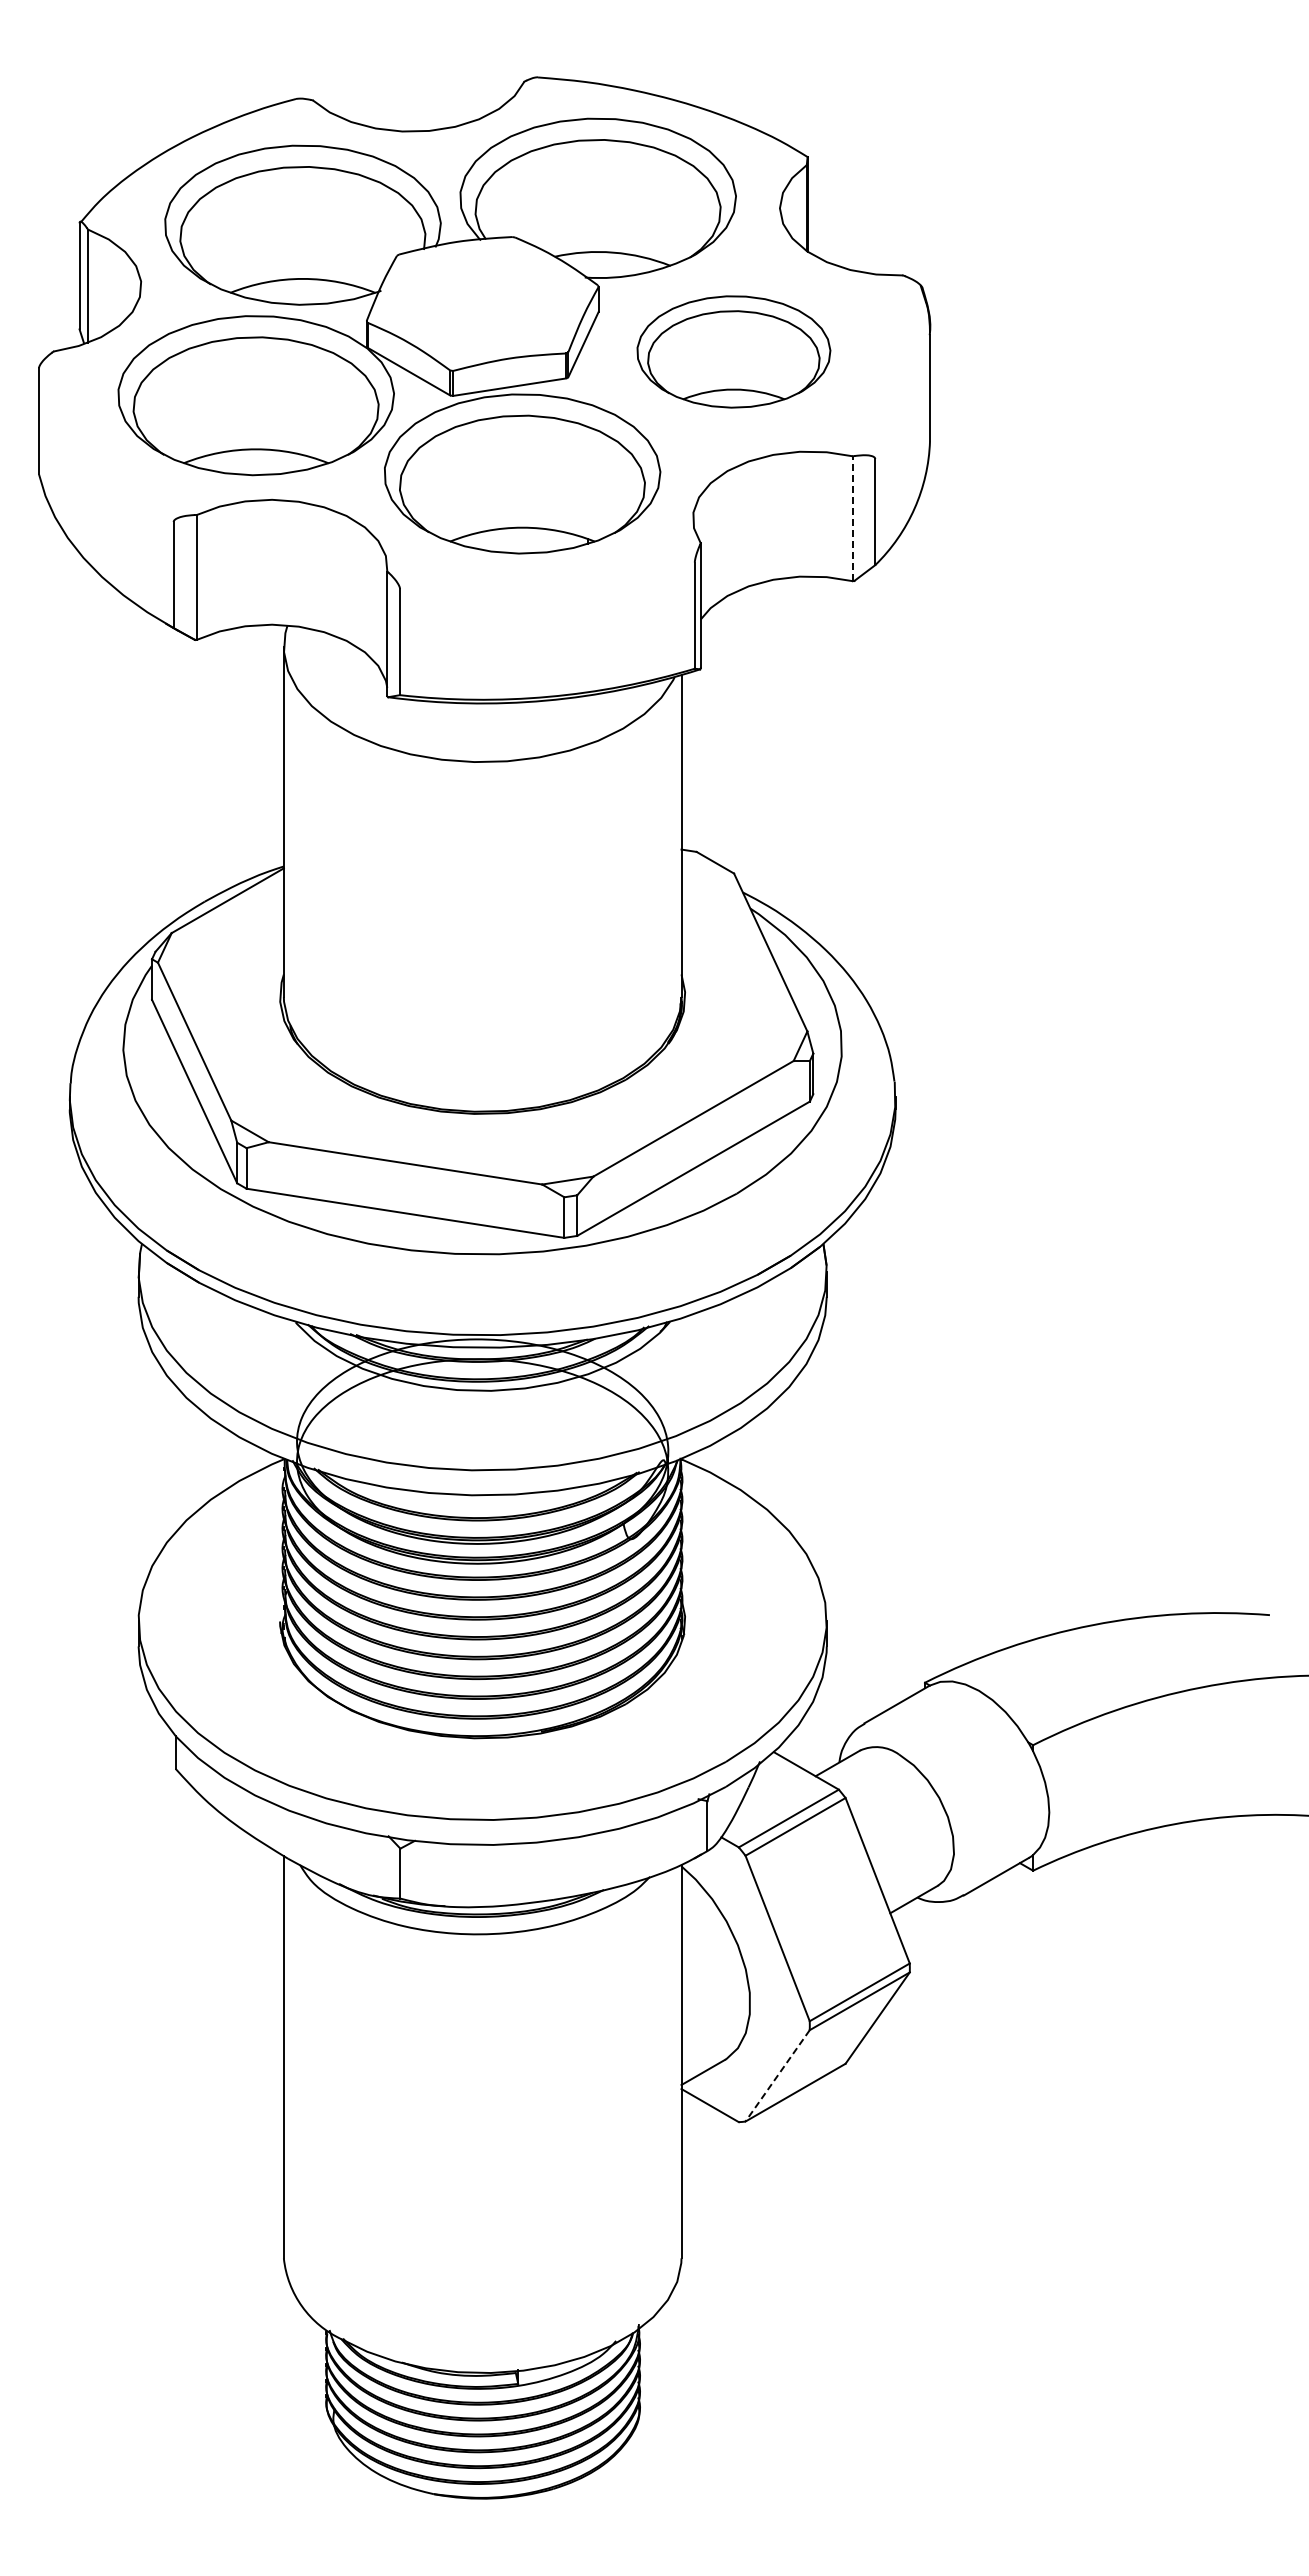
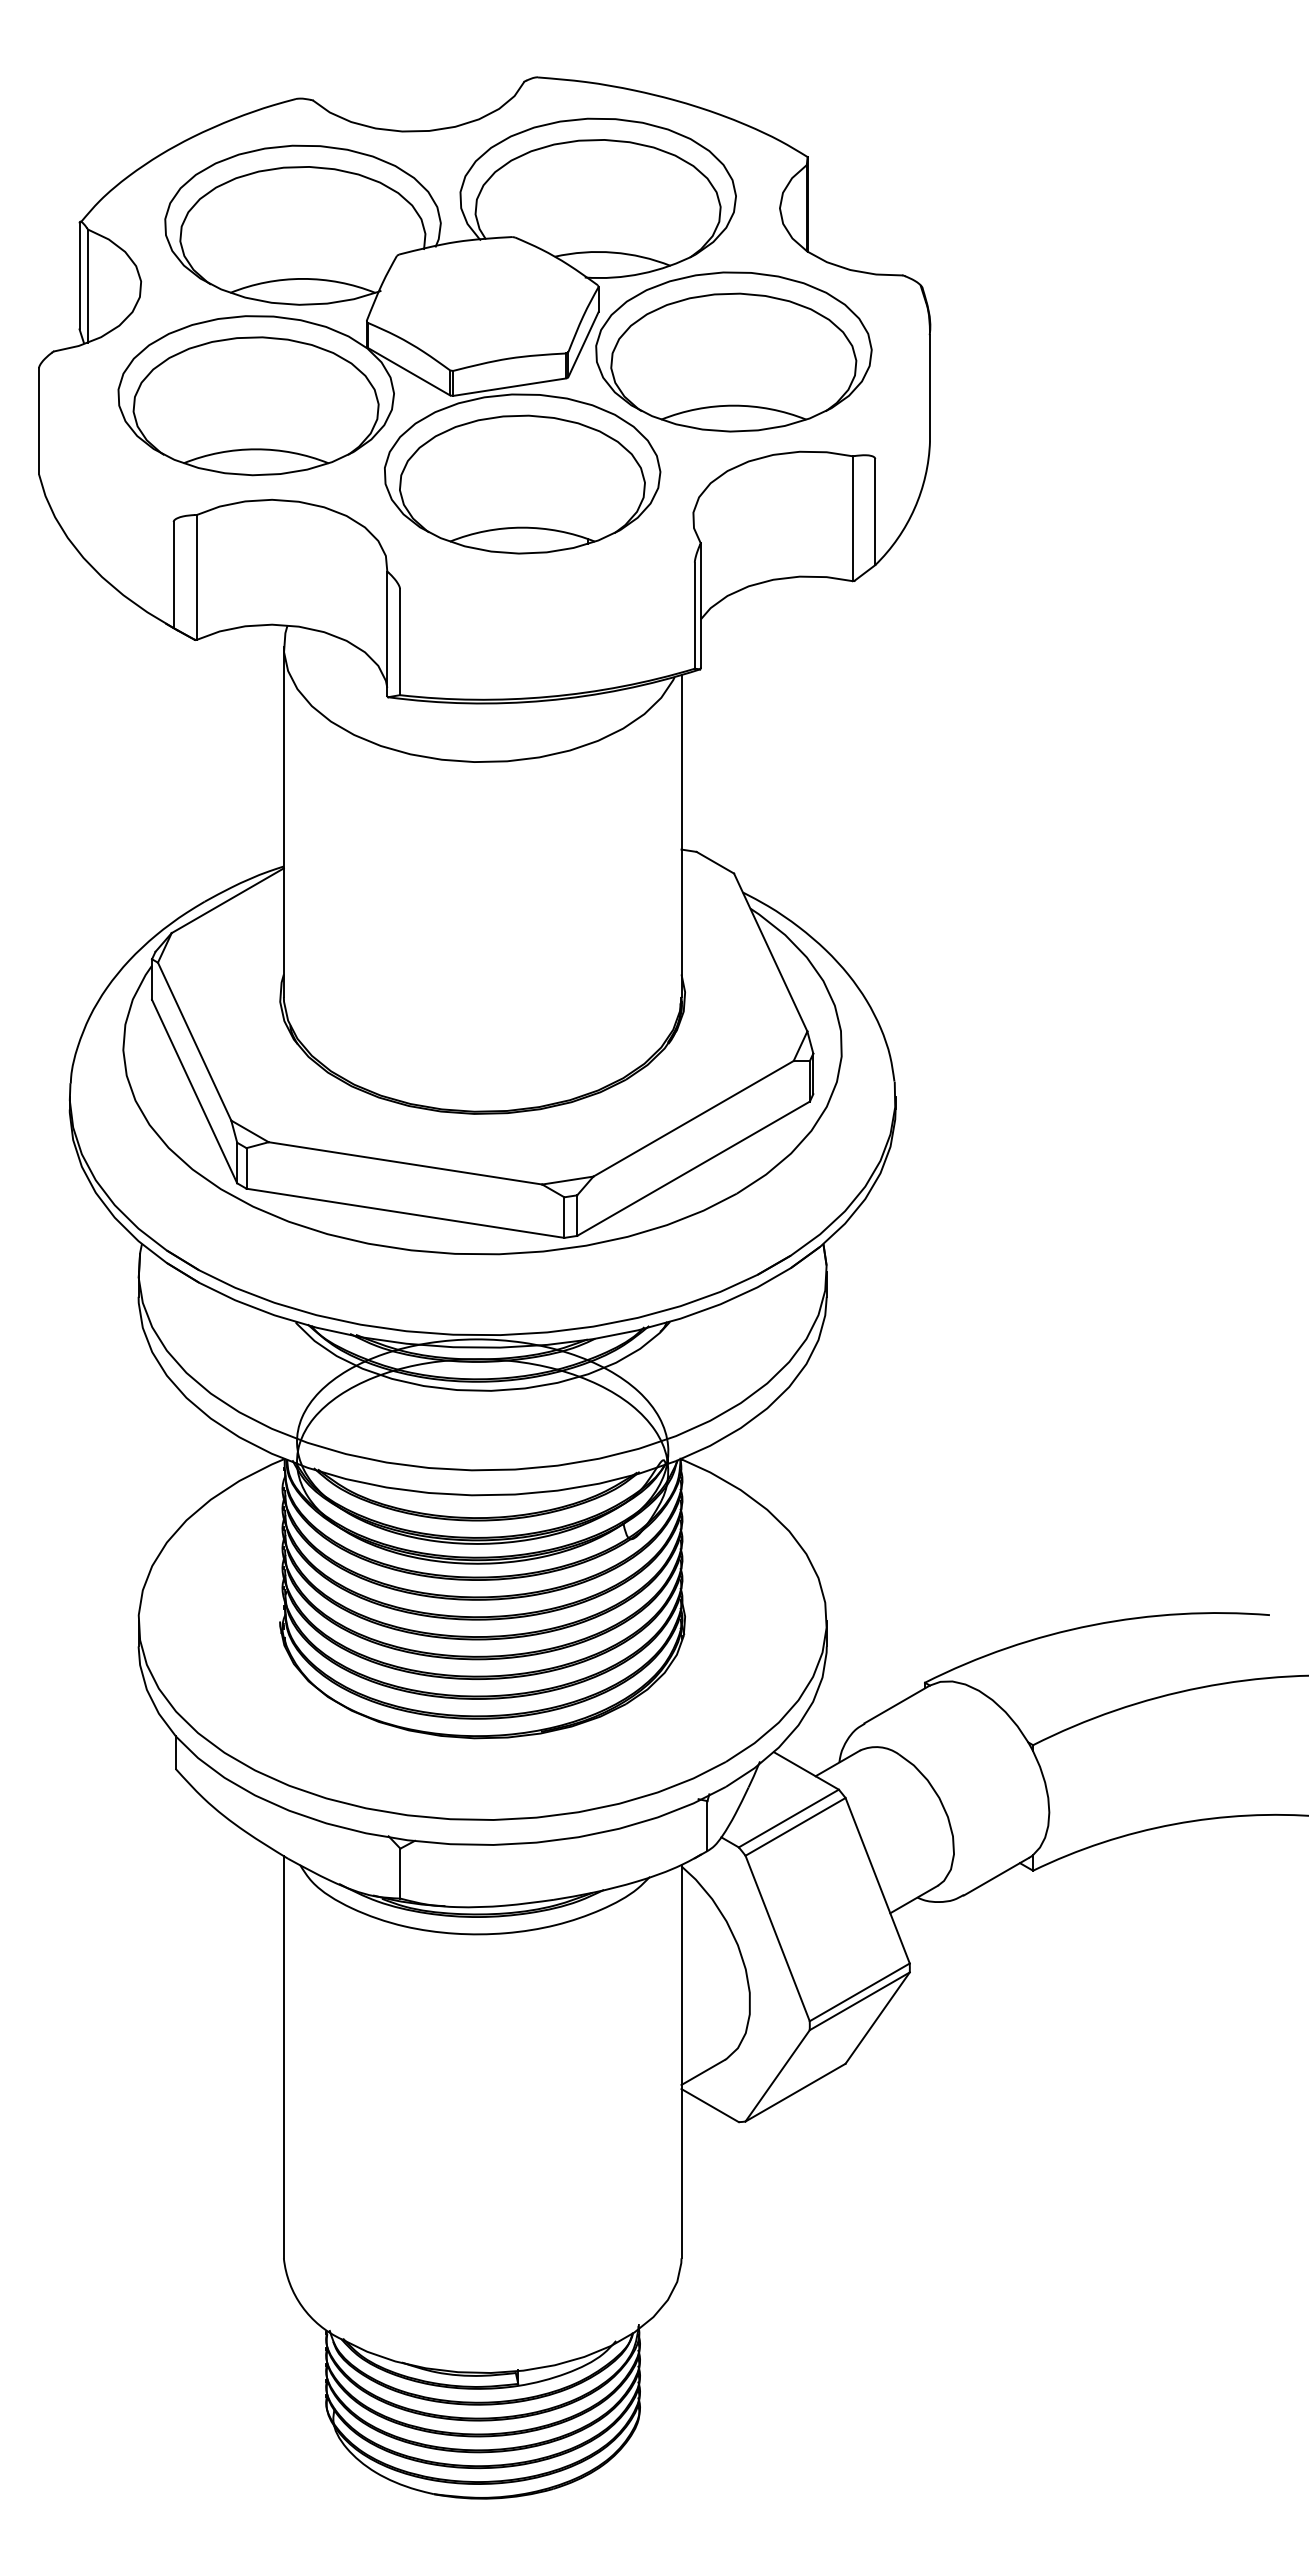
part size: 196x114 px -> 278x162 px (733, 351)
line: dashed -> solid (852, 518)
line: dashed -> solid (777, 2075)
